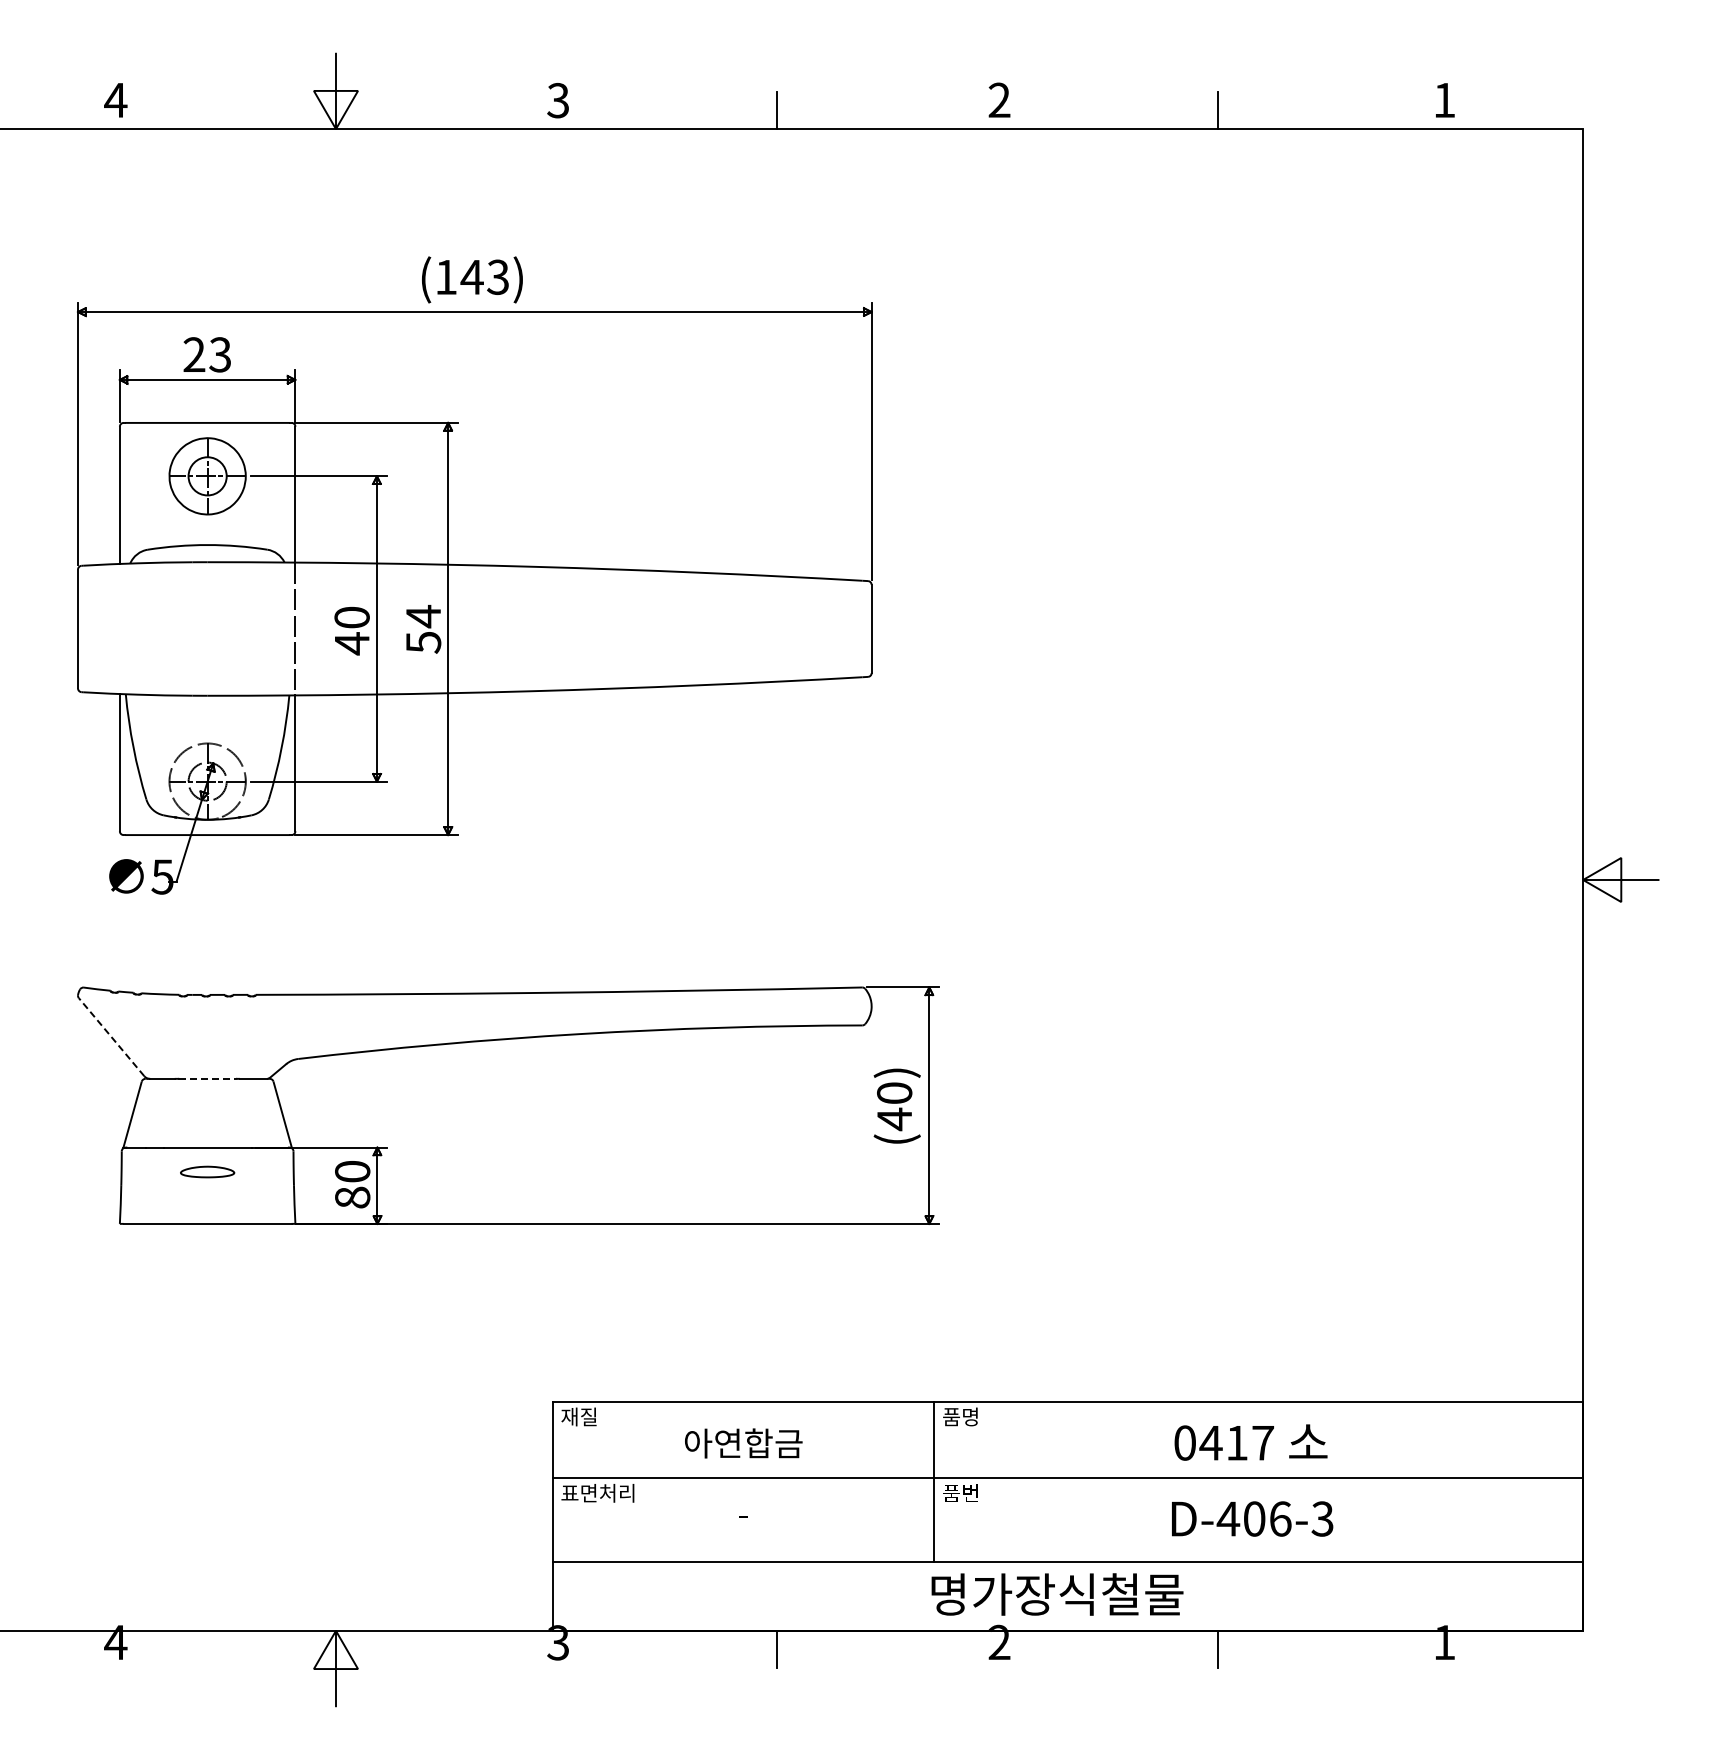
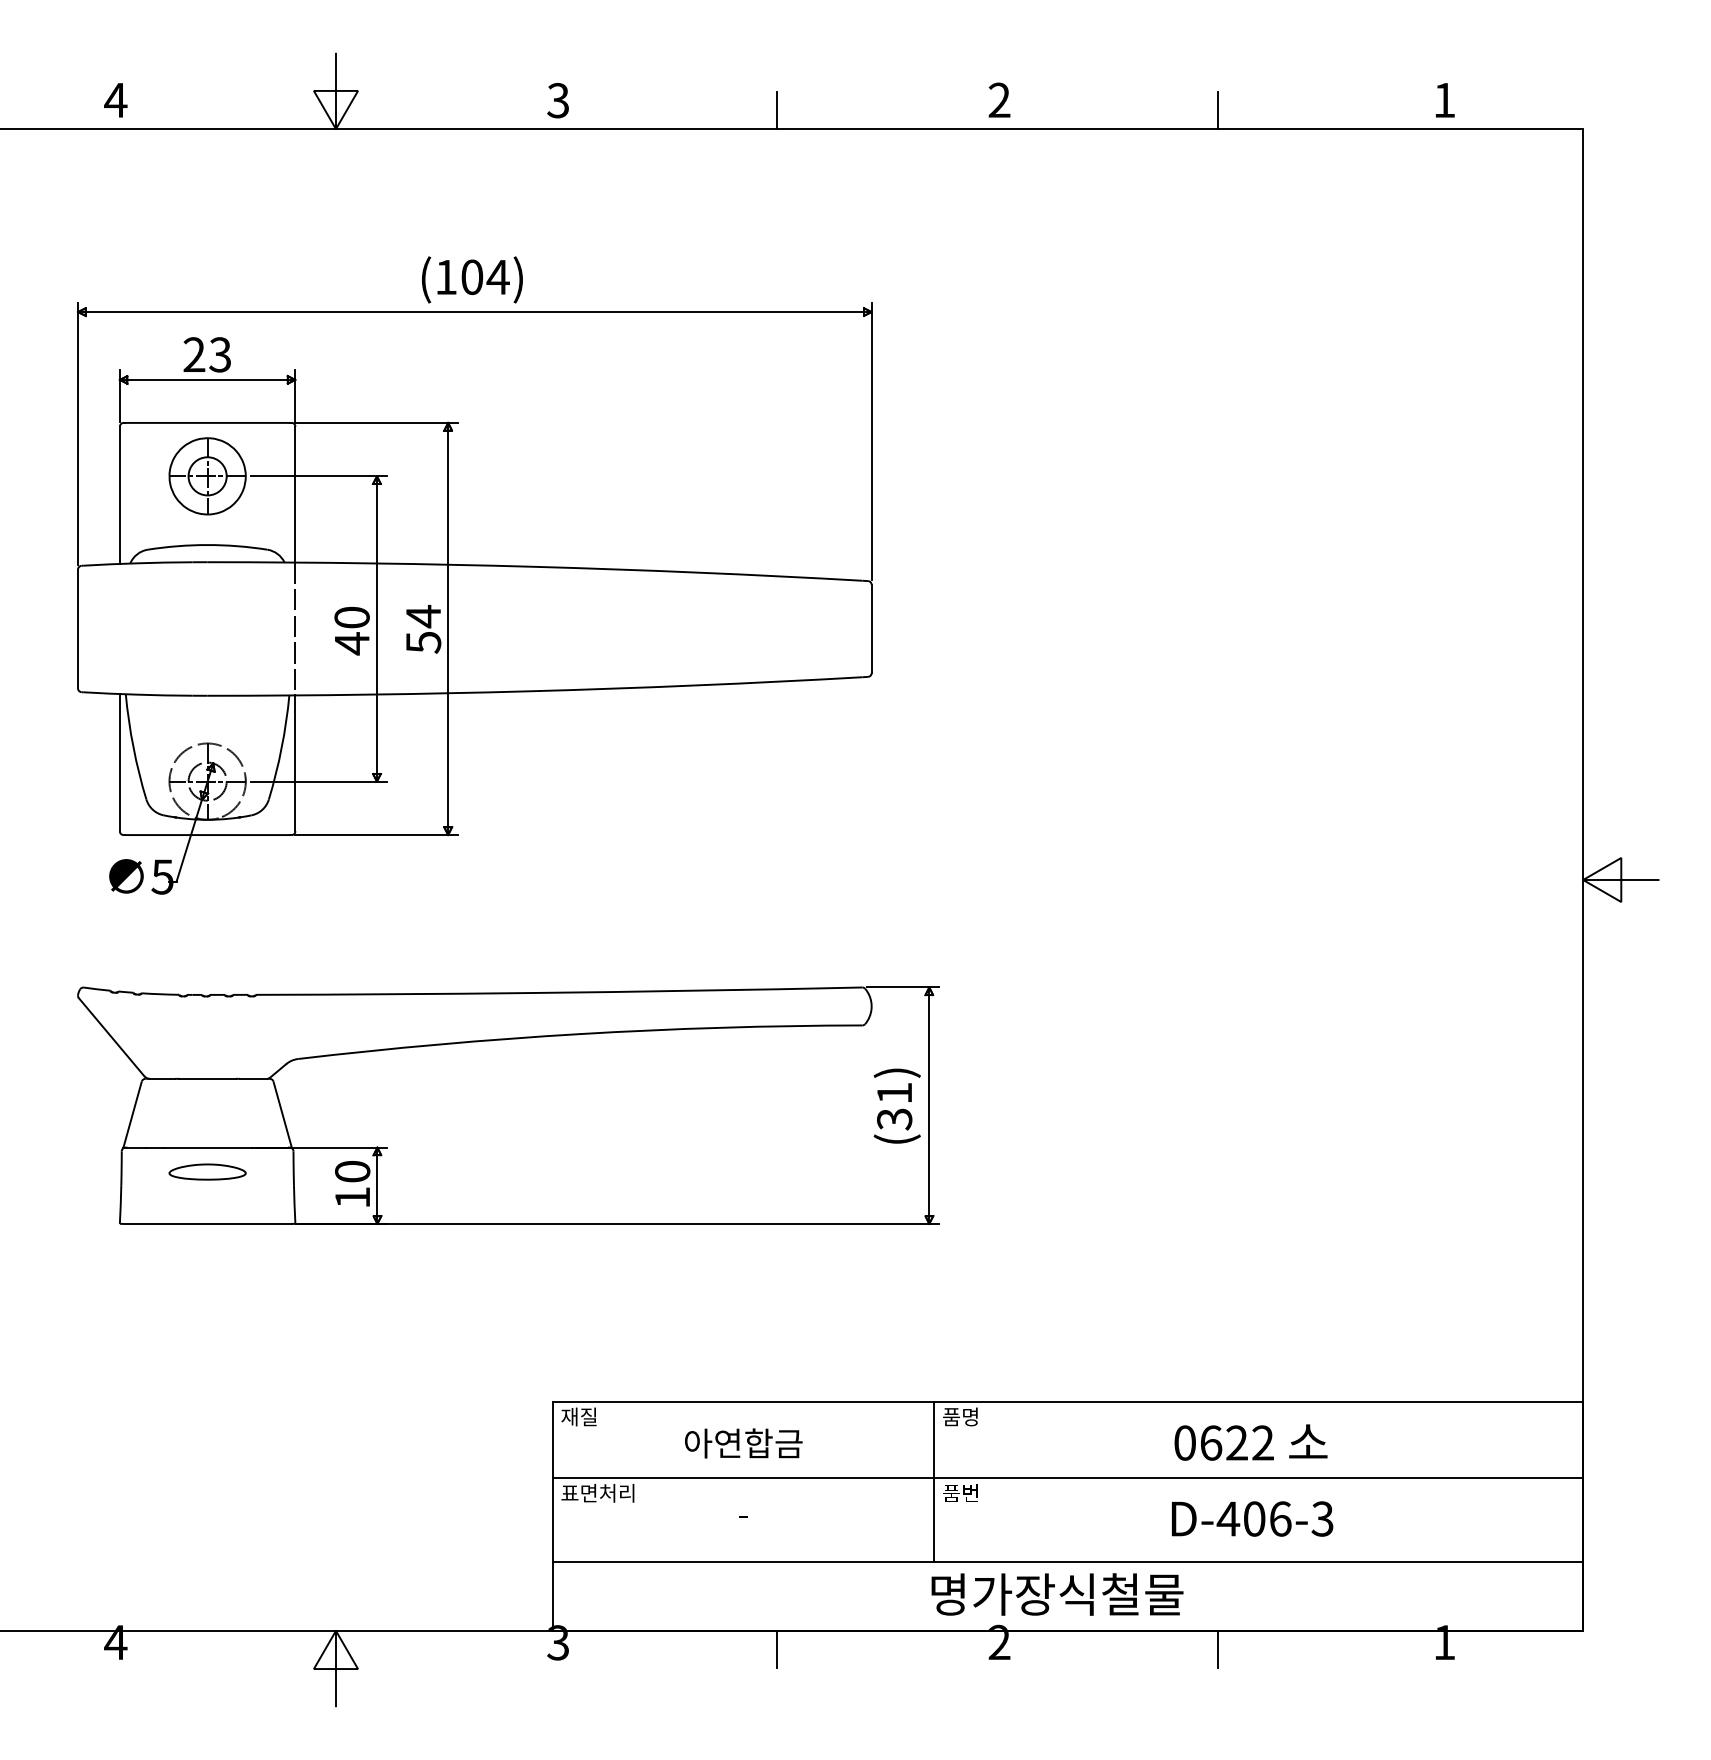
text: (143) -> (104) (484, 277)
line: dashed -> solid (111, 1037)
line: dashed -> solid (208, 1078)
text: (40) -> (31) (894, 1106)
part size: 56x14 px -> 79x18 px (207, 1171)
text: 80 -> 10 (352, 1197)
text: 0417 -> 0622 (1236, 1442)
